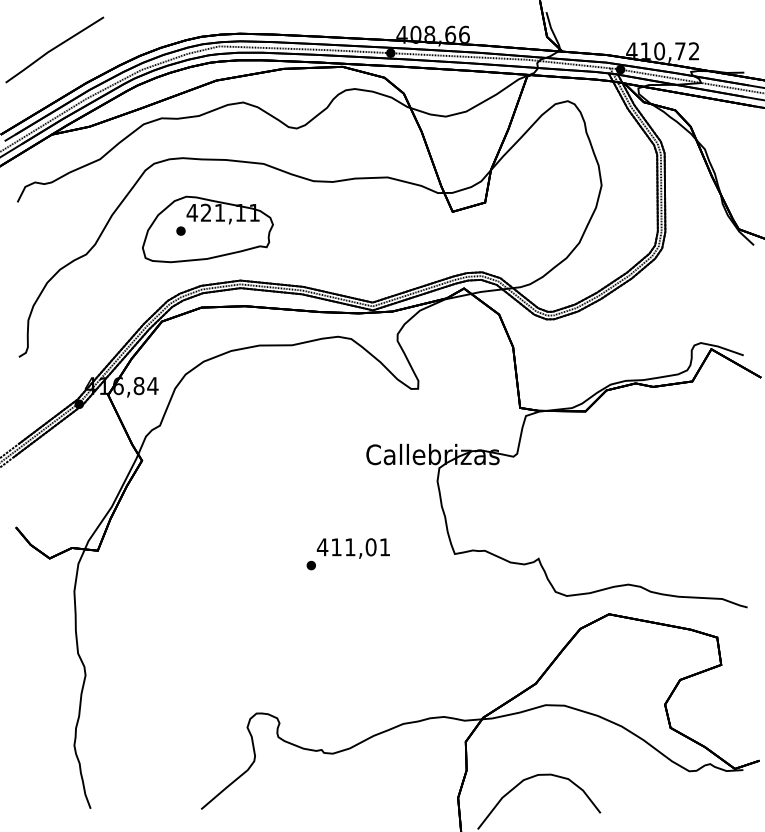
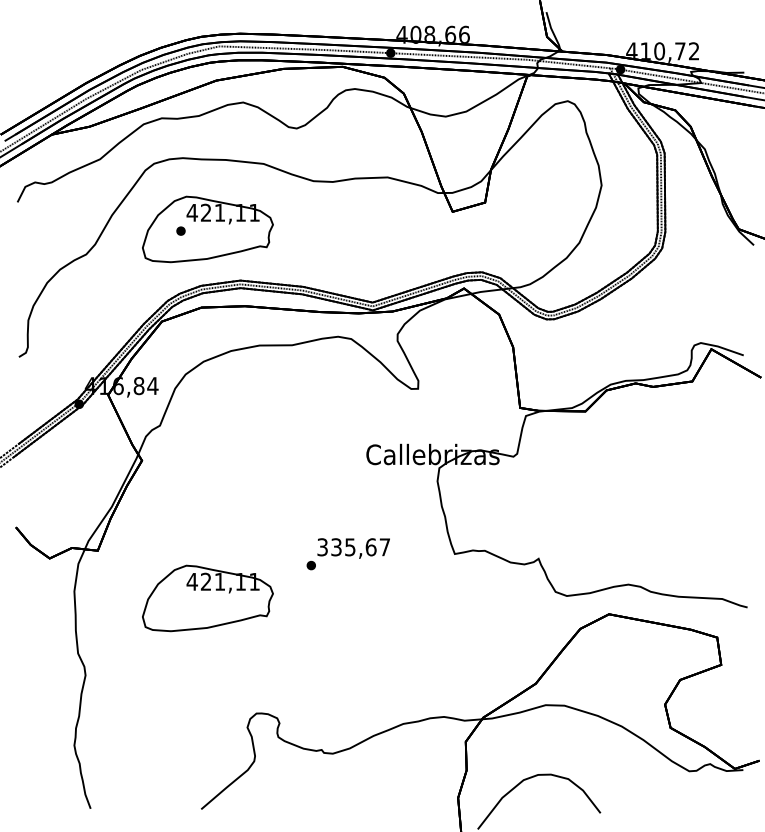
part: present -> none (54, 49)
text: 411,01 -> 335,67 (352, 547)
part: none -> present (207, 598)
